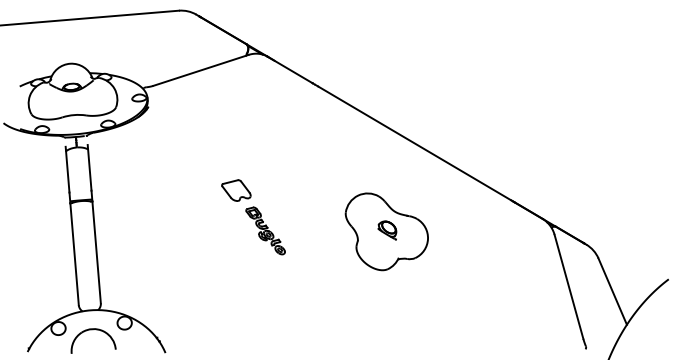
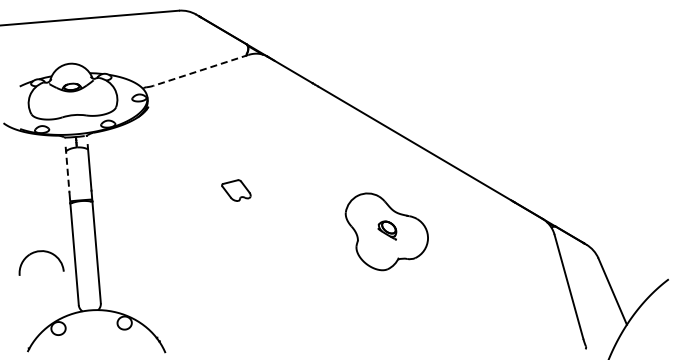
line: solid -> dashed (200, 70)
line: solid -> dashed (67, 169)
part: present -> none (265, 230)
part position: (93, 330) -> (41, 252) (41, 252)
